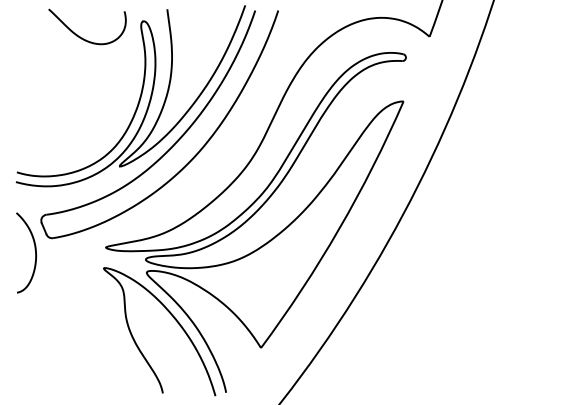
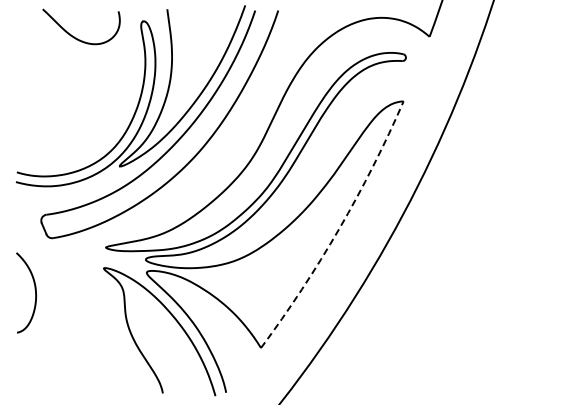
curve position: (82, 37) -> (76, 37) (76, 37)
arc: solid -> dashed (339, 228)
curve position: (34, 249) -> (34, 289) (34, 289)
